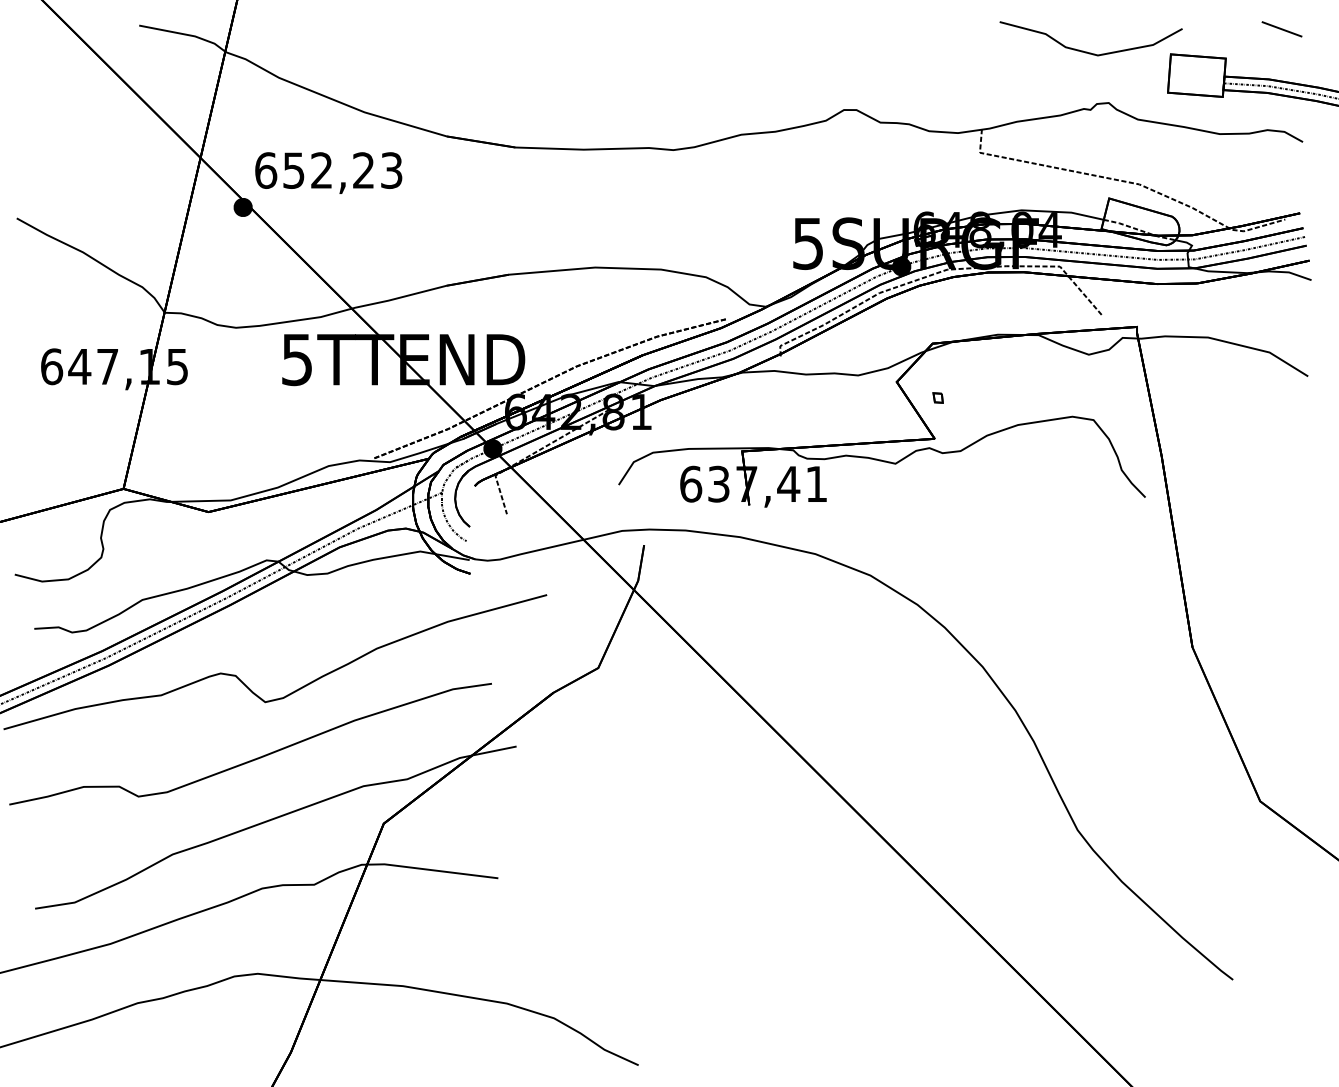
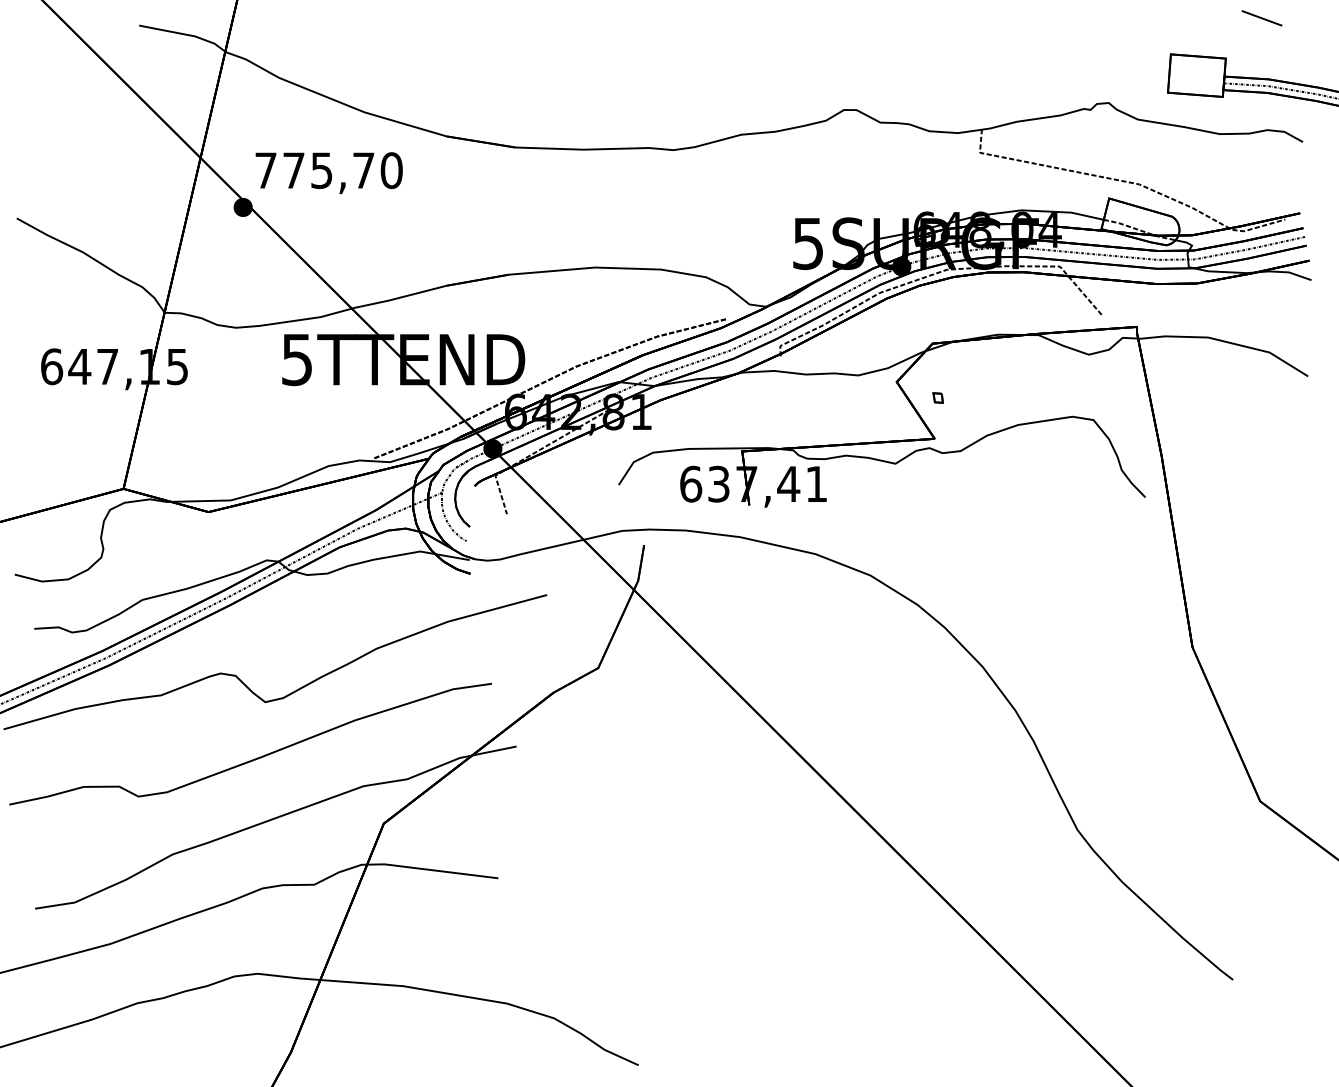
line position: (1281, 29) -> (1261, 18) (1261, 18)
curve: present -> none (1087, 51)
text: 652,23 -> 775,70 (328, 170)
